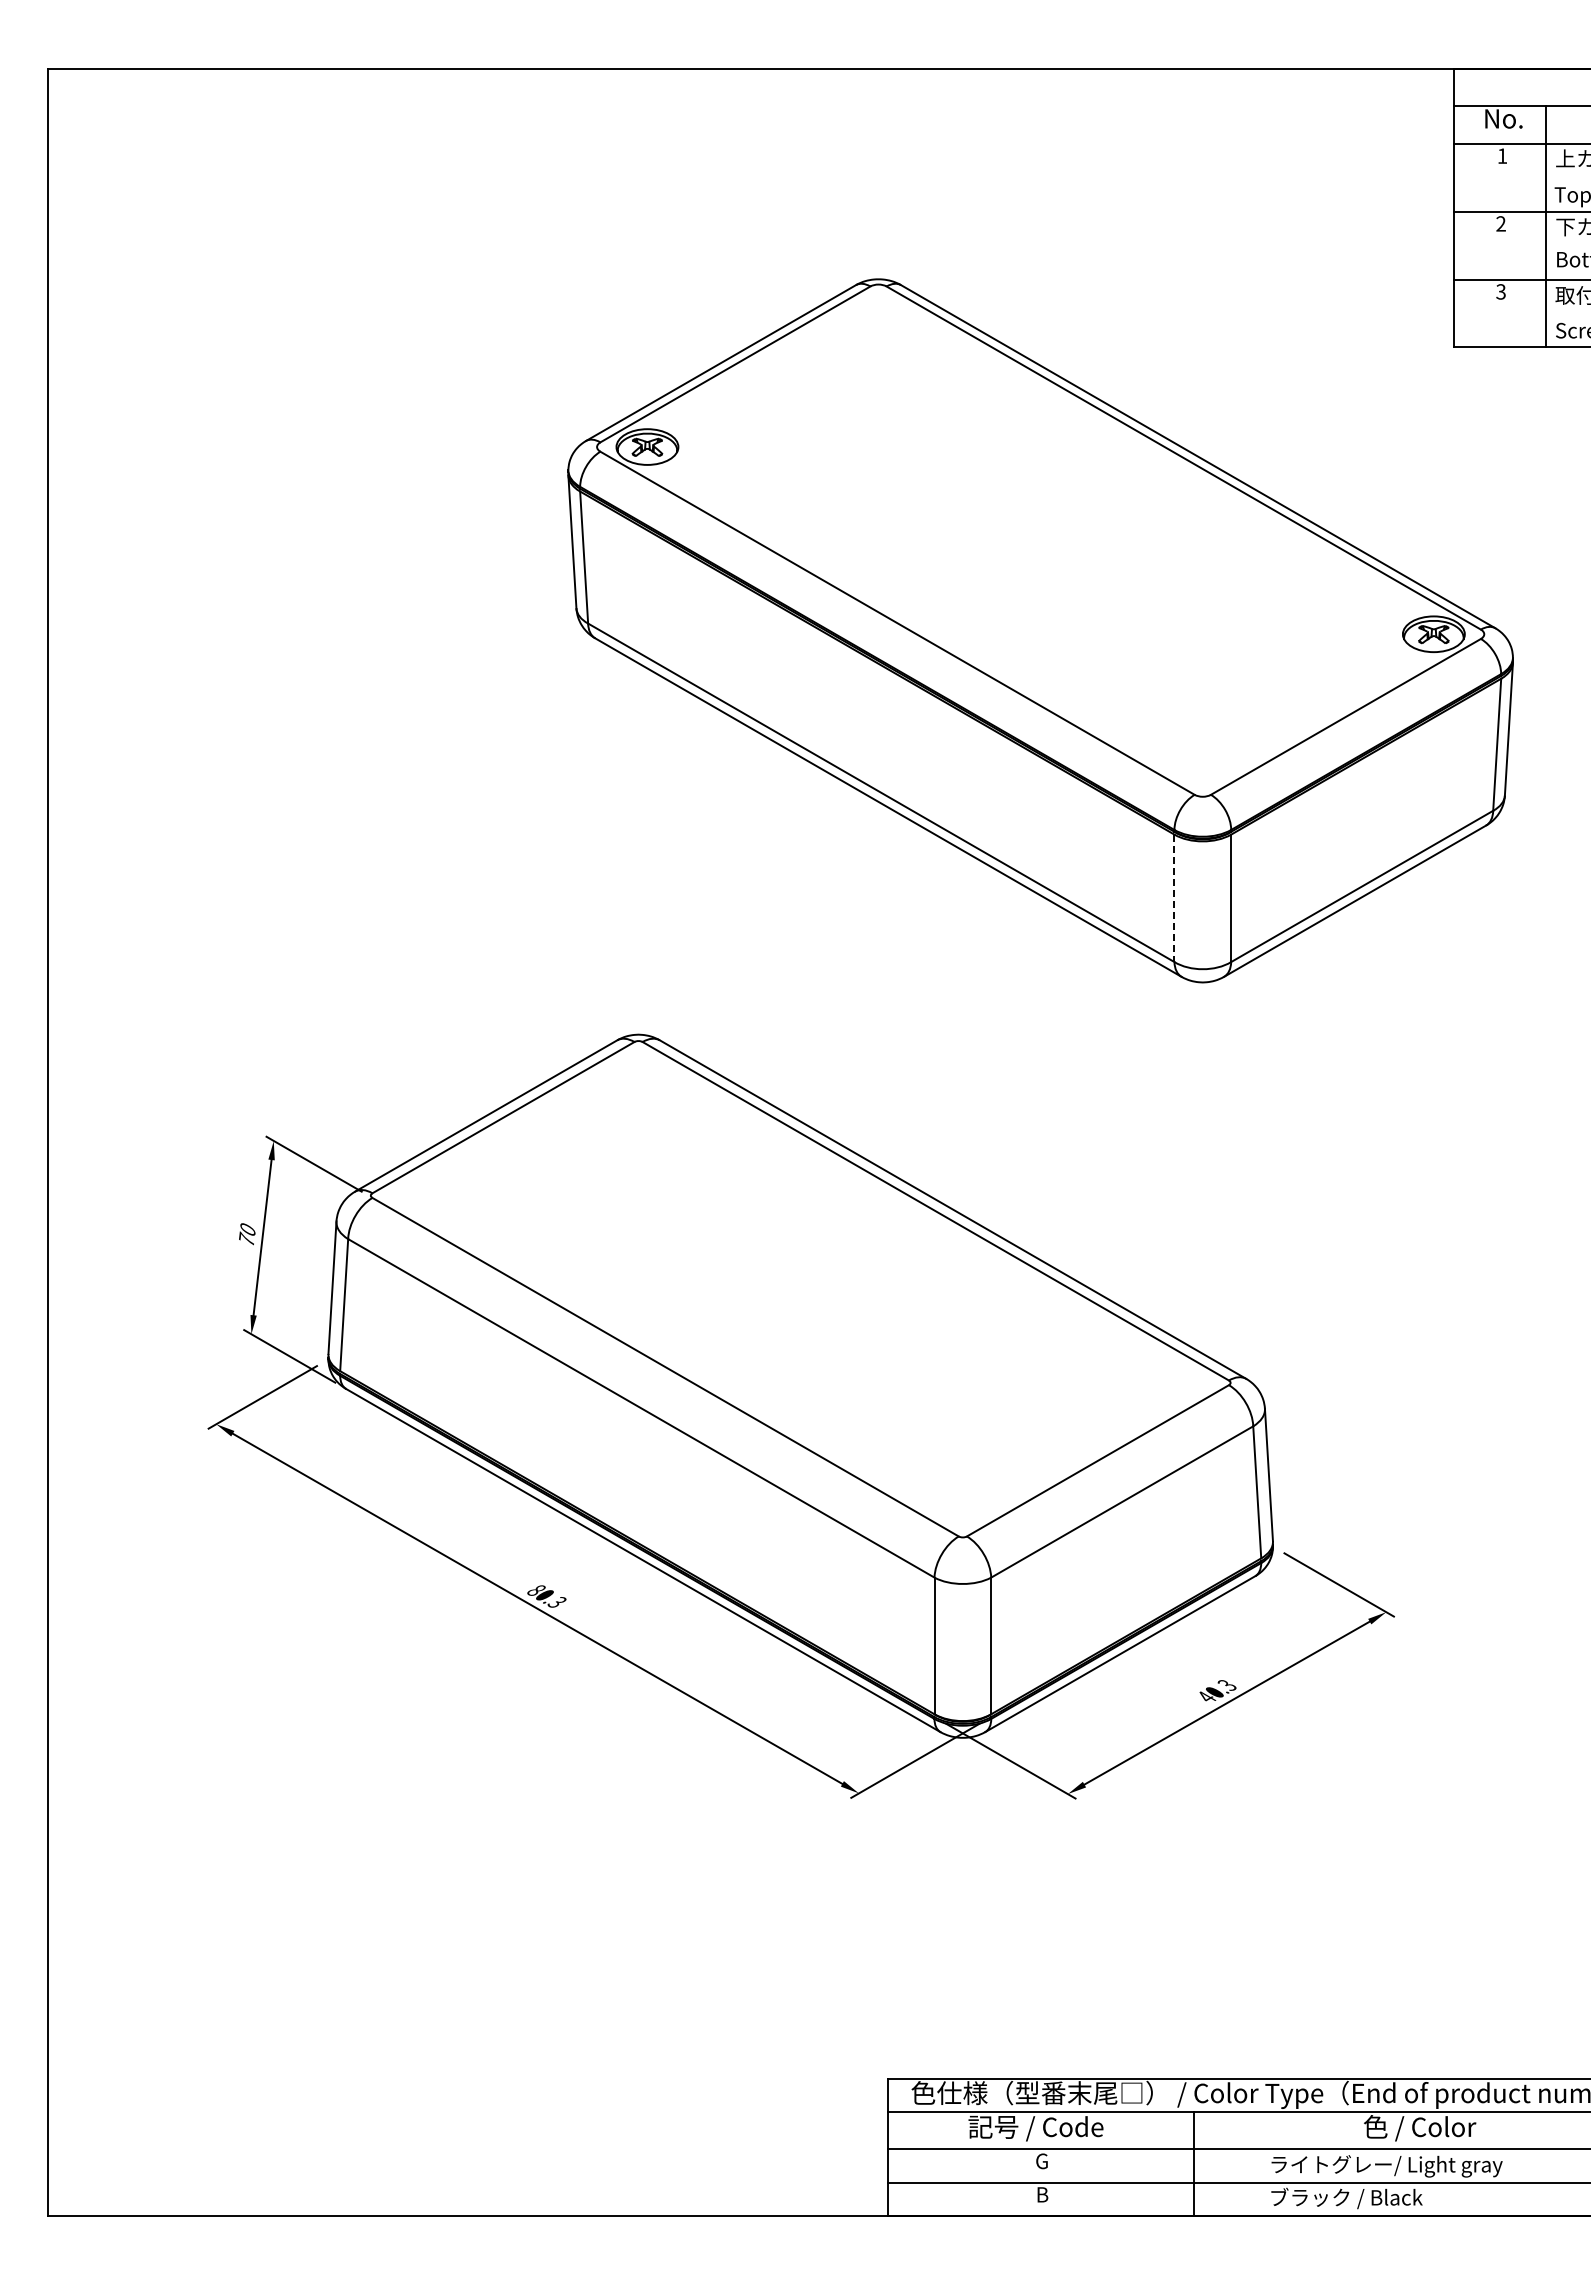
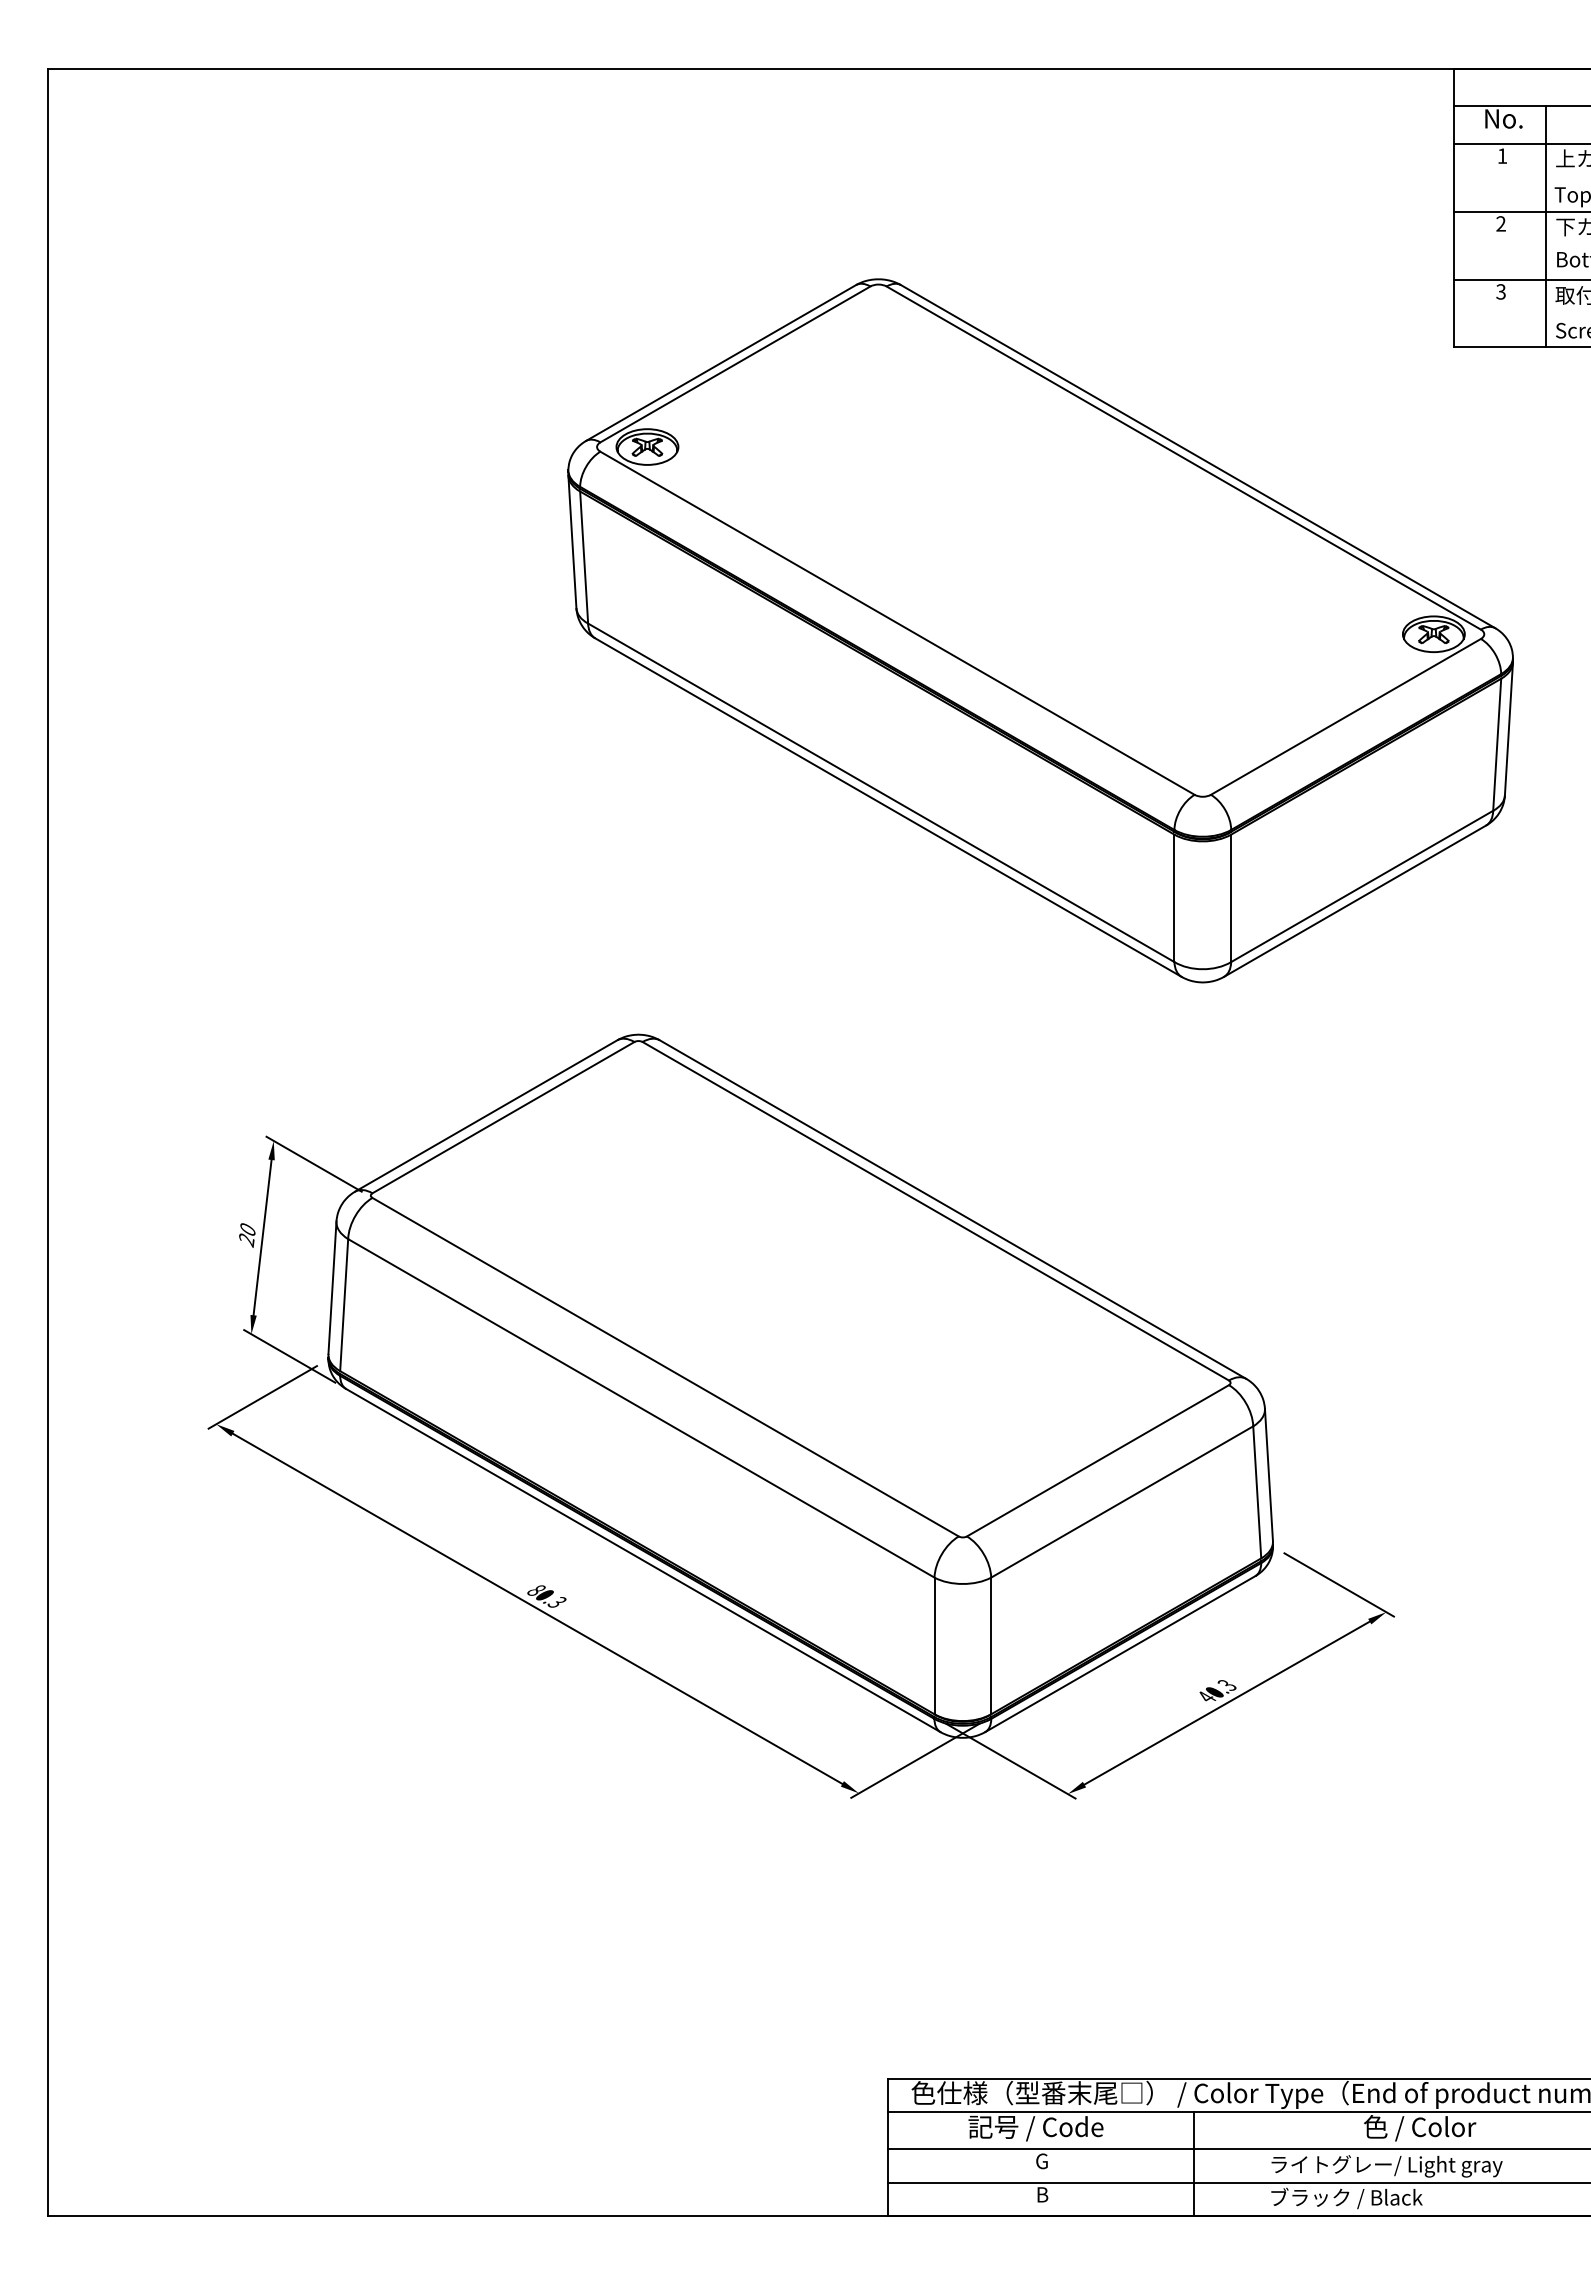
line: dashed -> solid (1174, 898)
text: 70 -> 20 (246, 1239)
